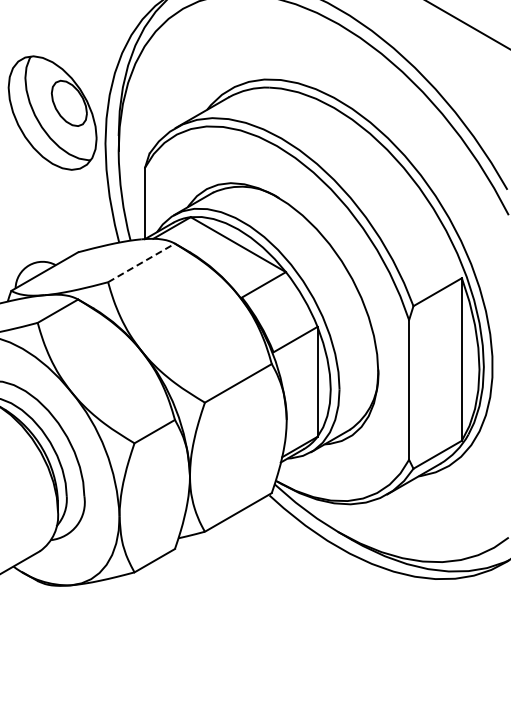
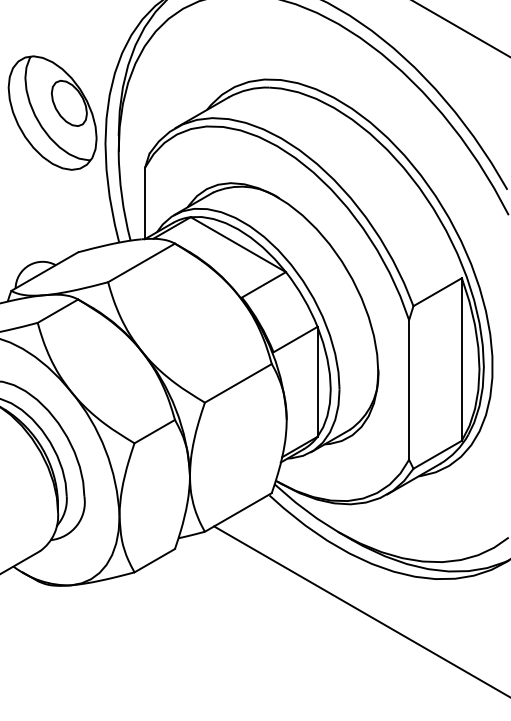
line position: (467, 24) -> (460, 28) (460, 28)
line: dashed -> solid (141, 262)
line: none -> present (360, 610)
